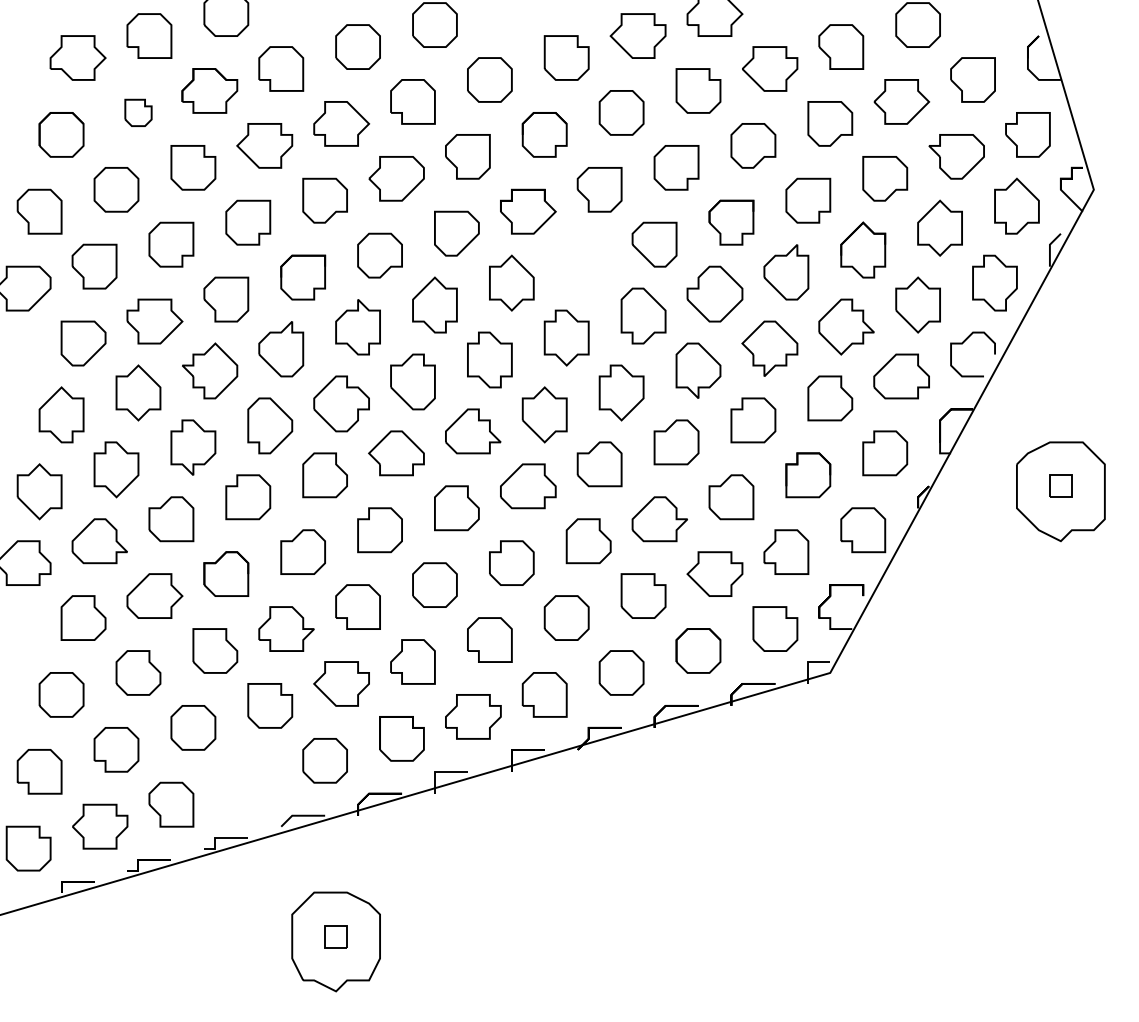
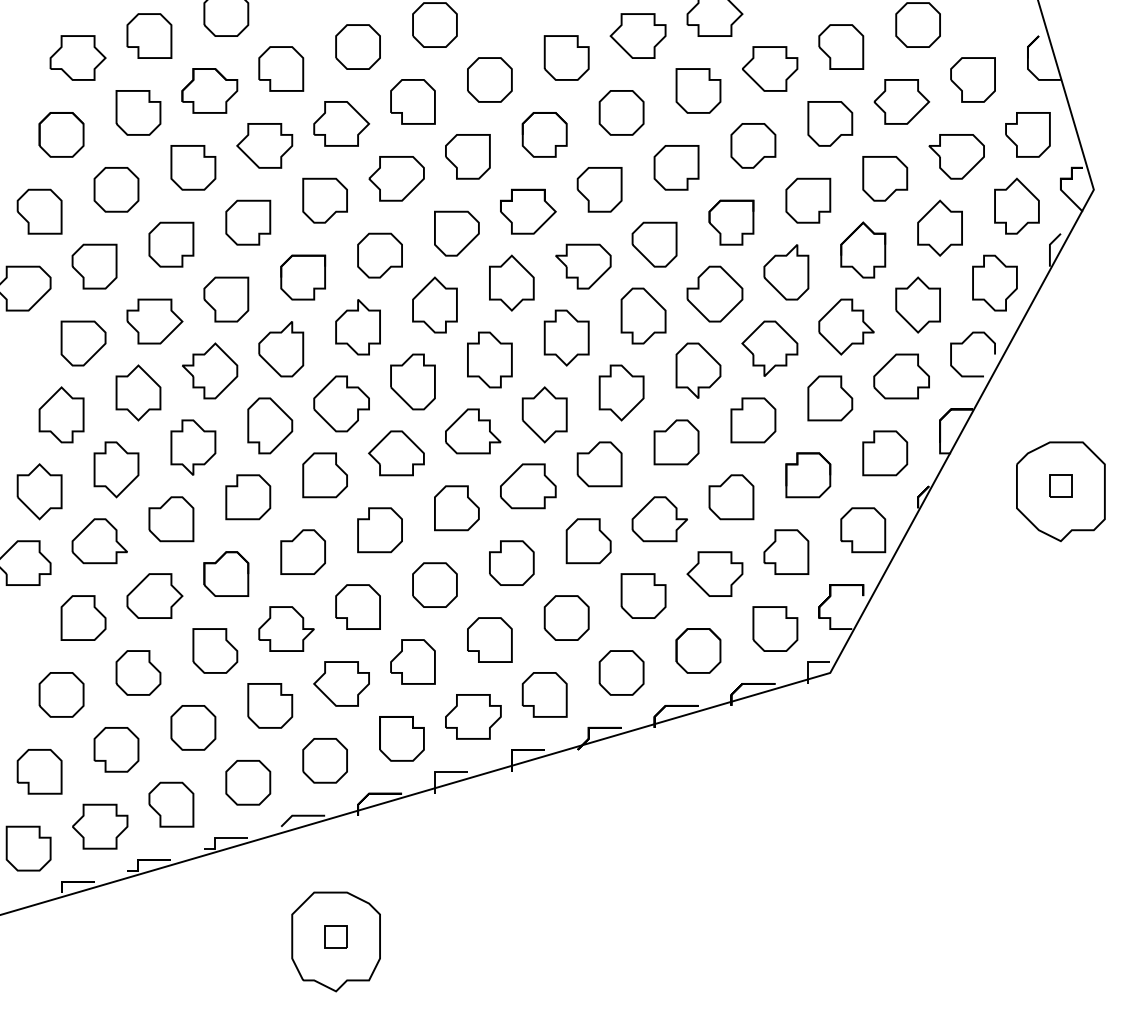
part size: 29x29 px -> 47x46 px (138, 112)
part: none -> present (583, 266)
part: none -> present (248, 782)
